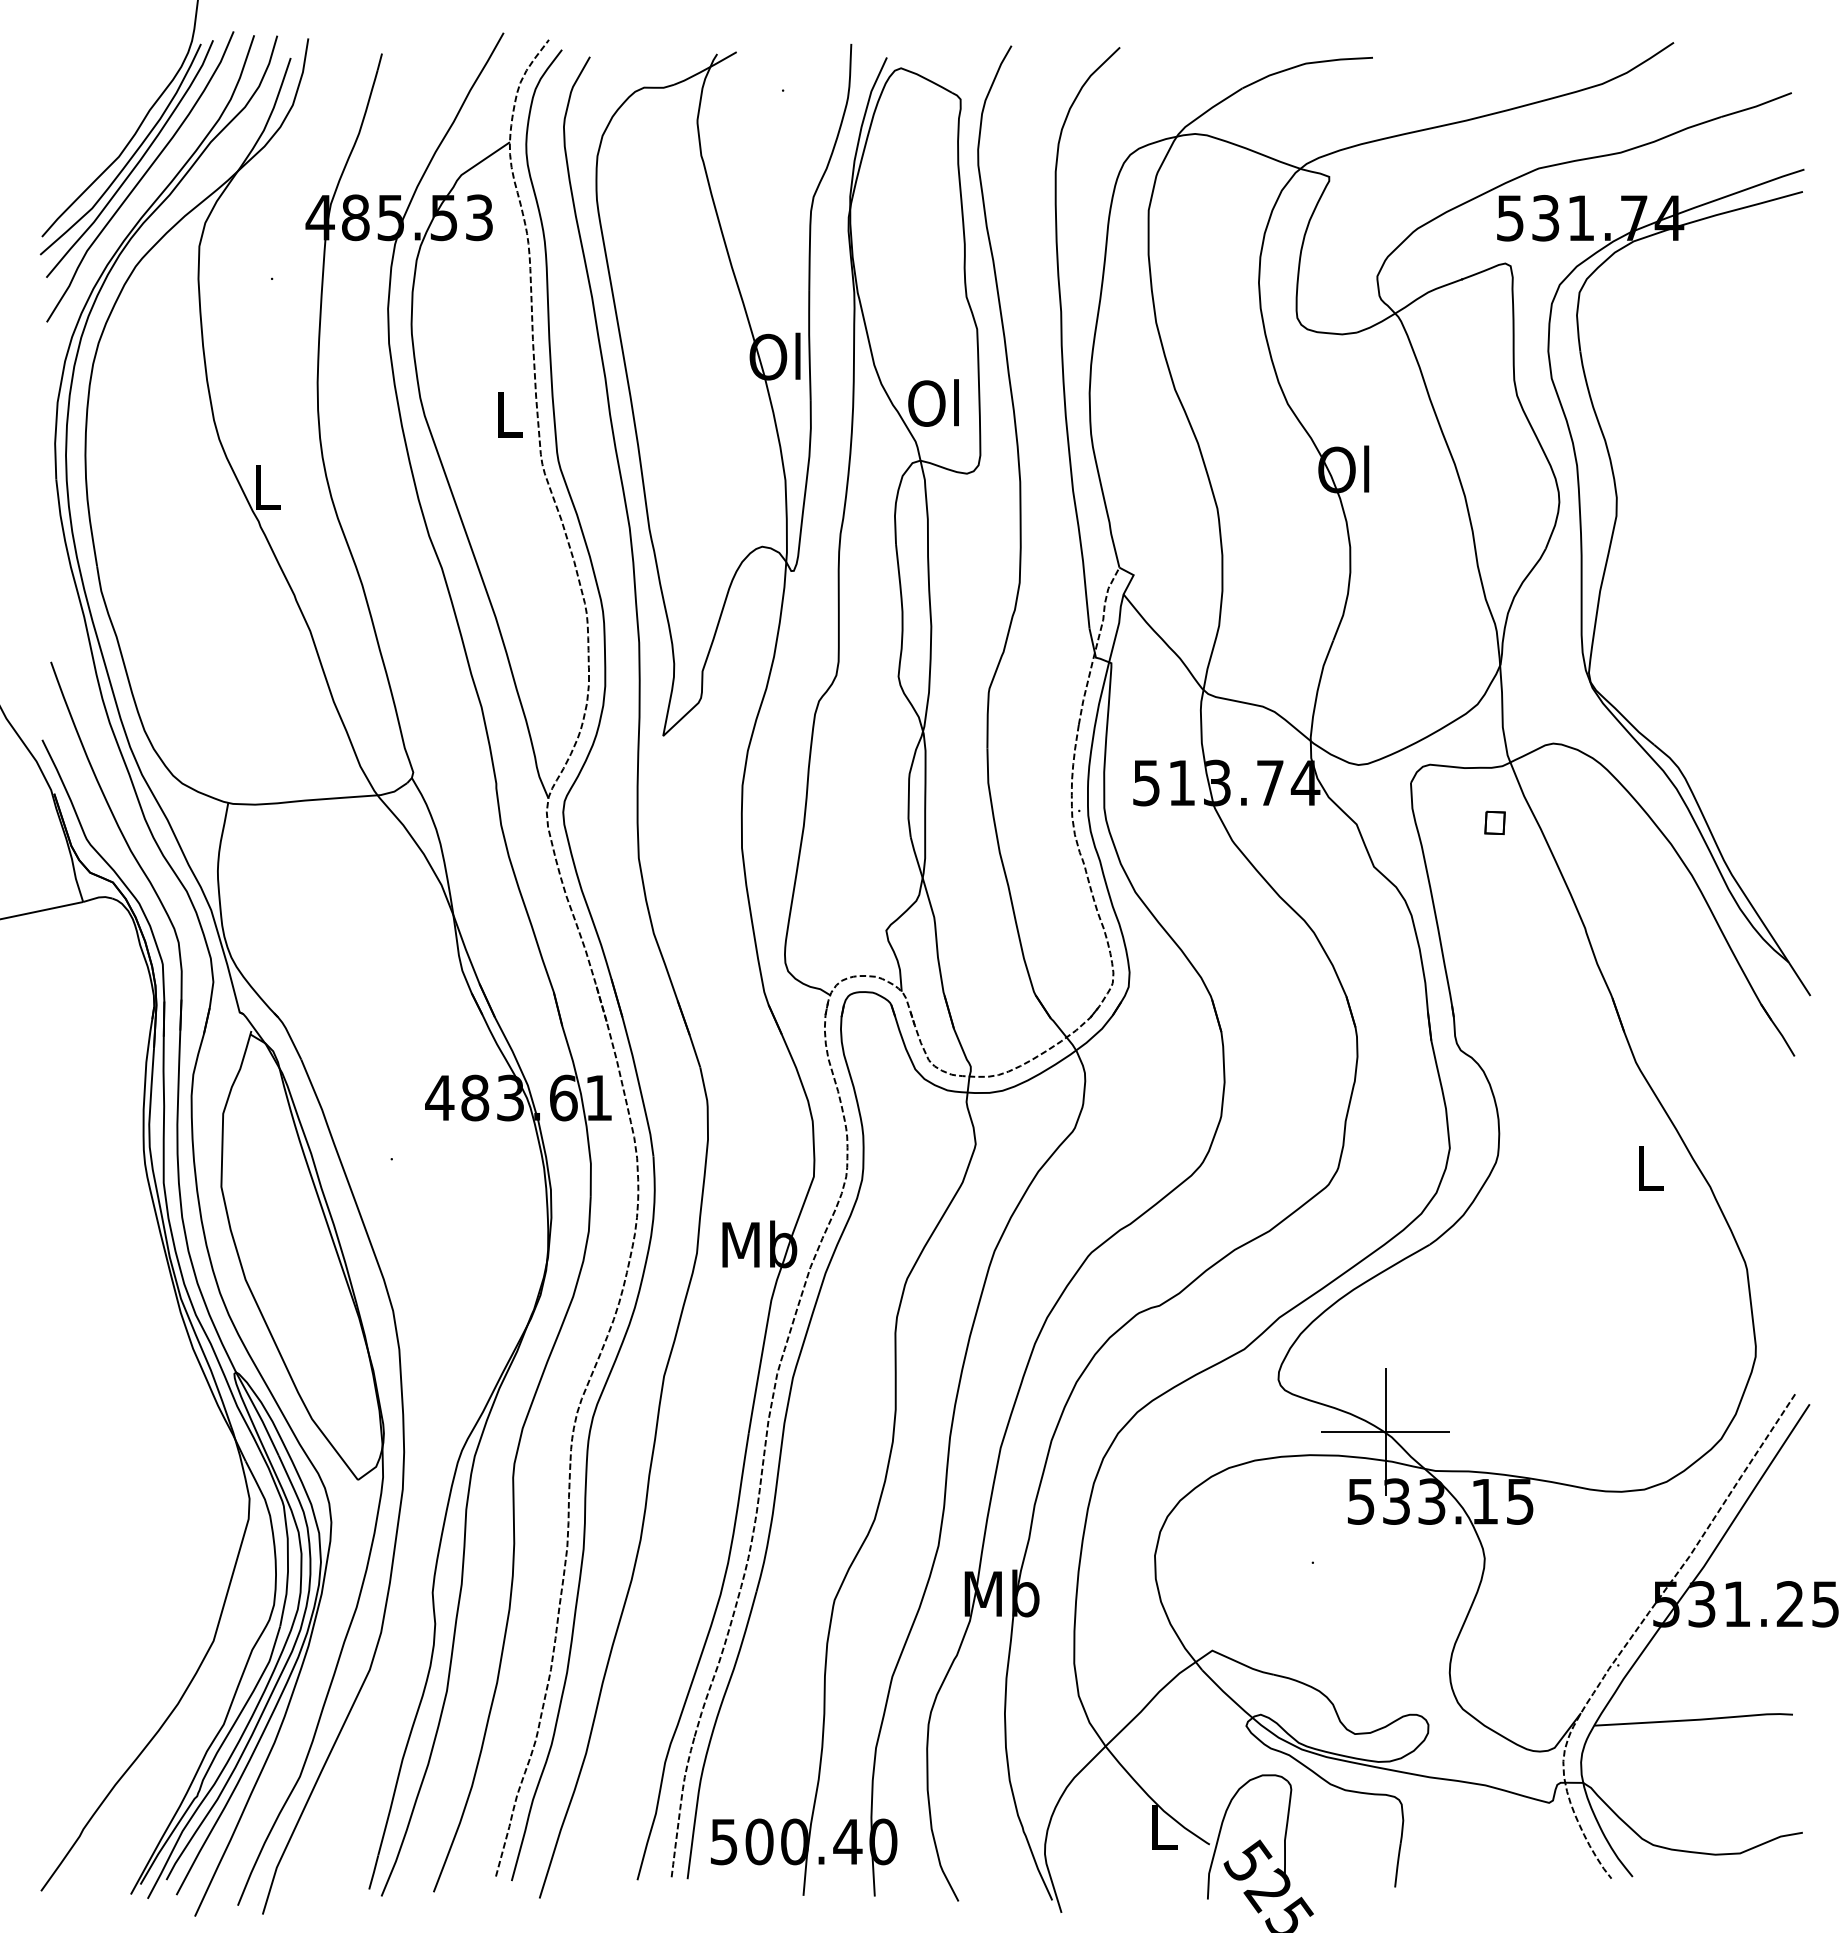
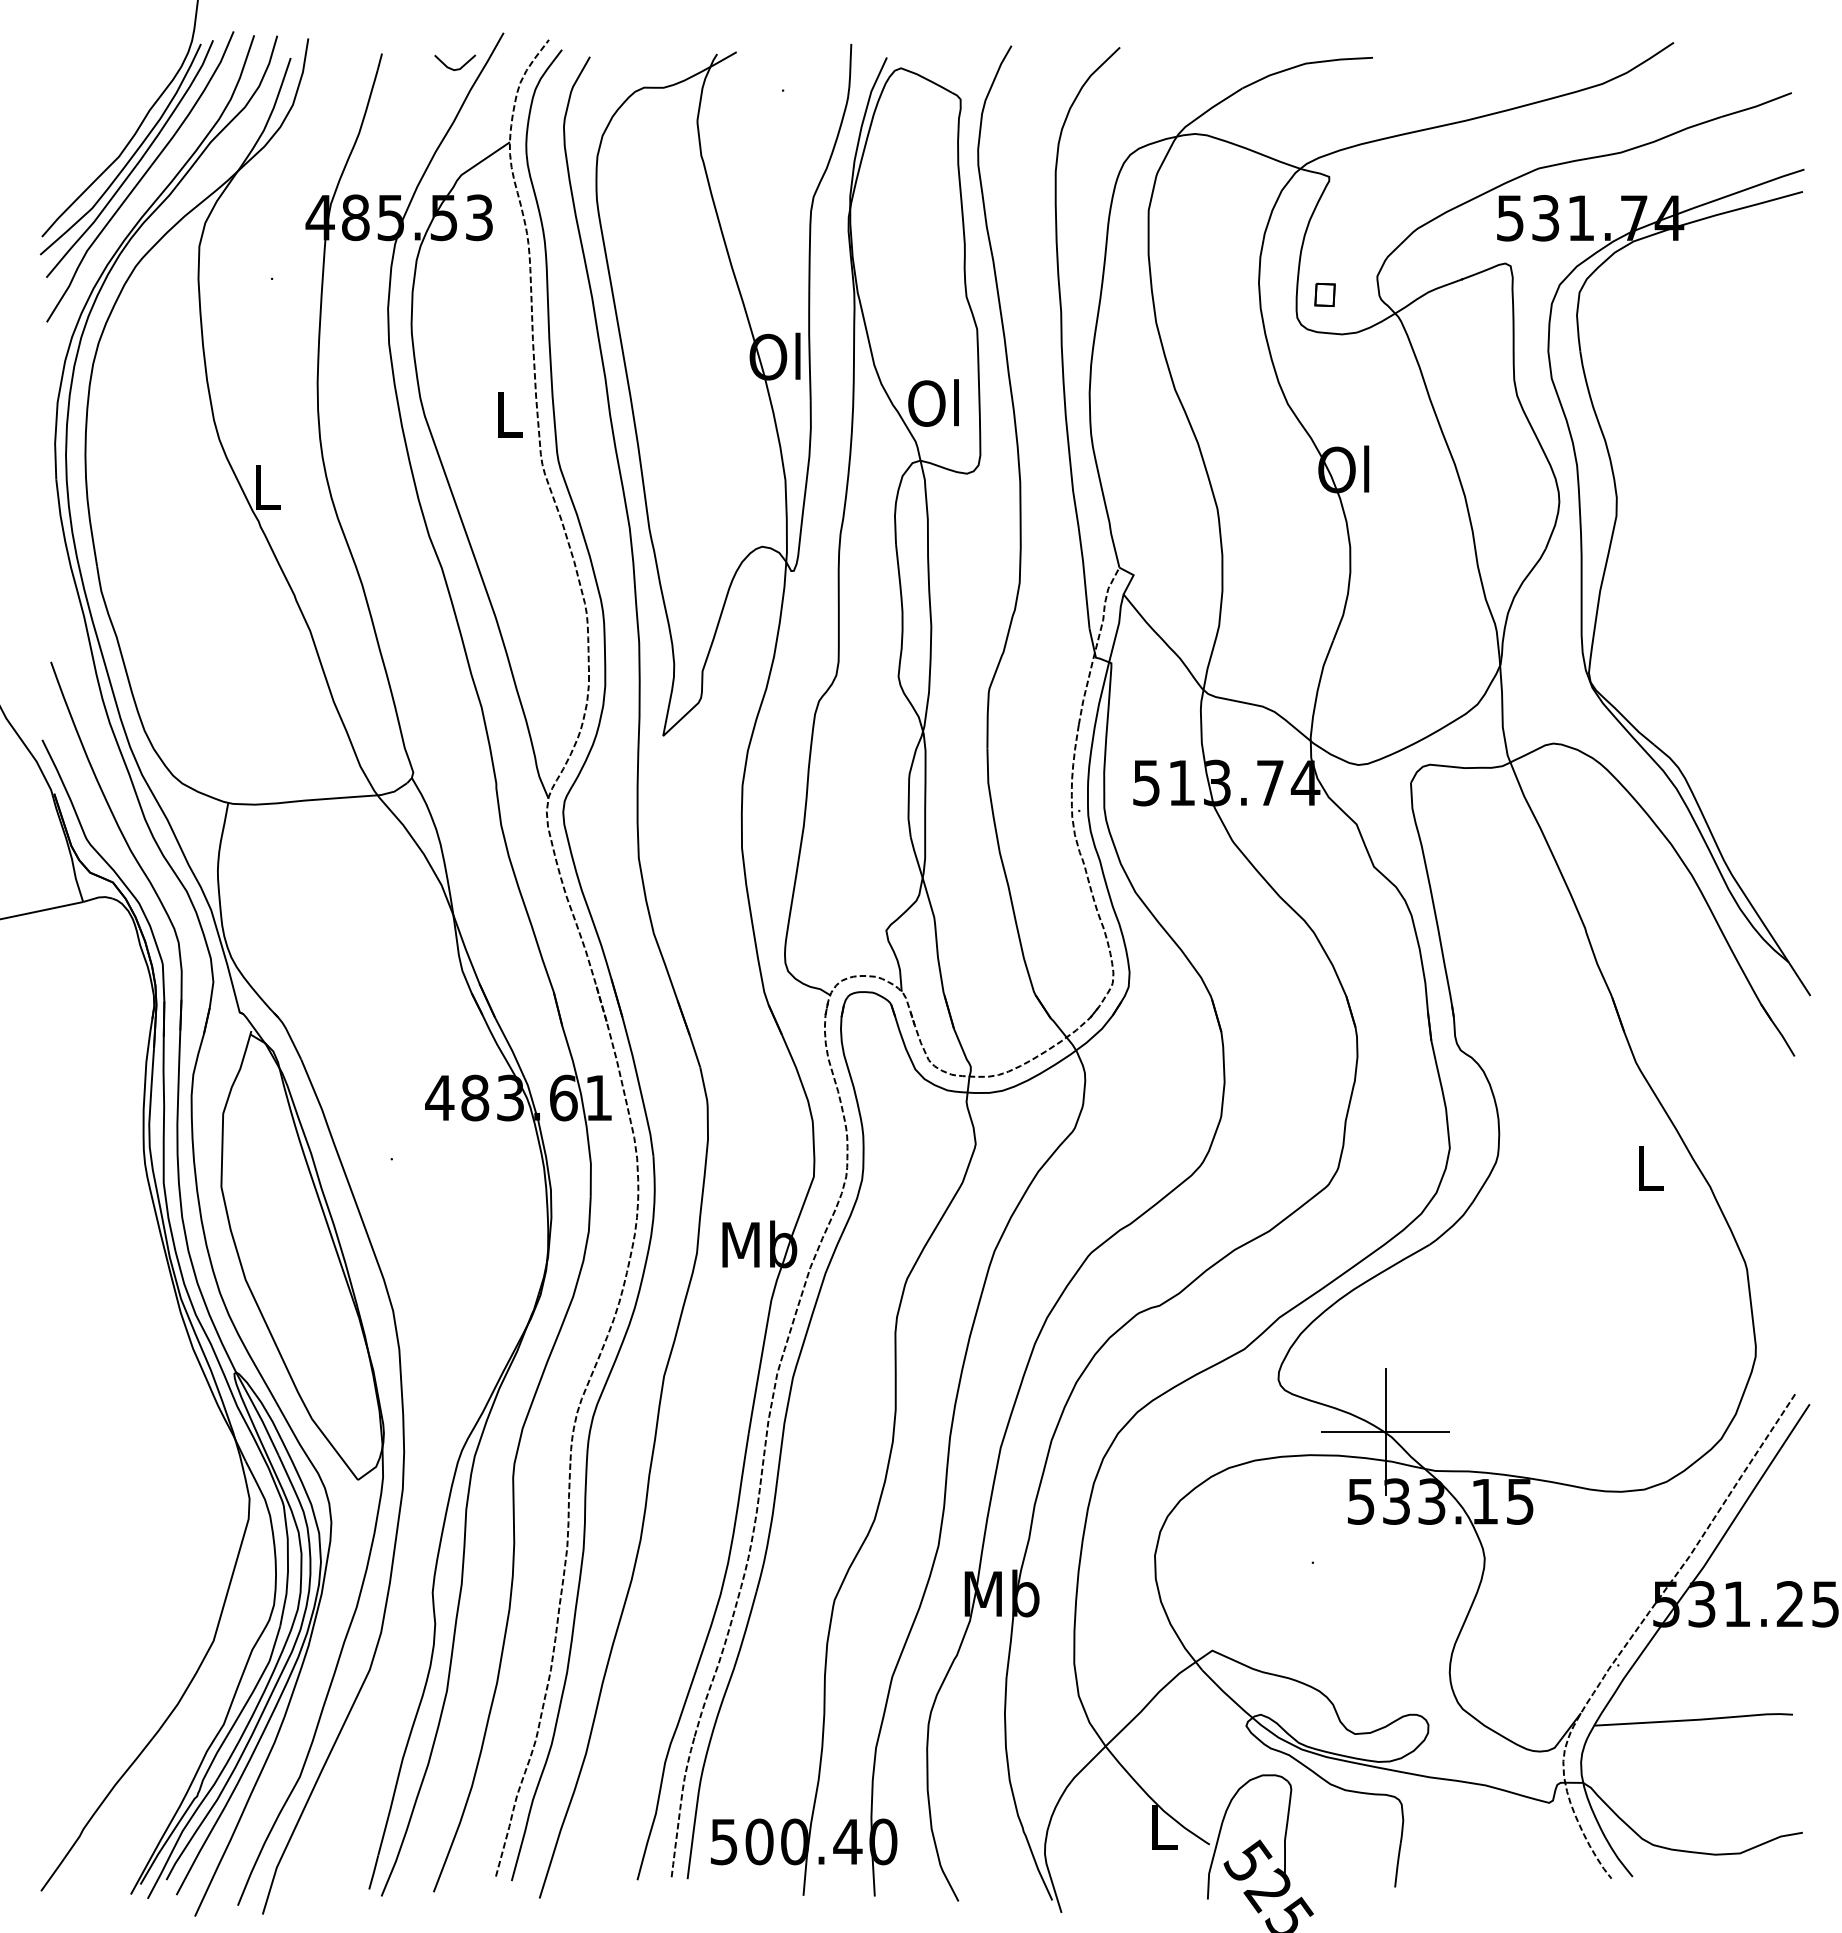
line: none -> present (456, 68)
part position: (1494, 822) -> (1324, 294) (1324, 294)
